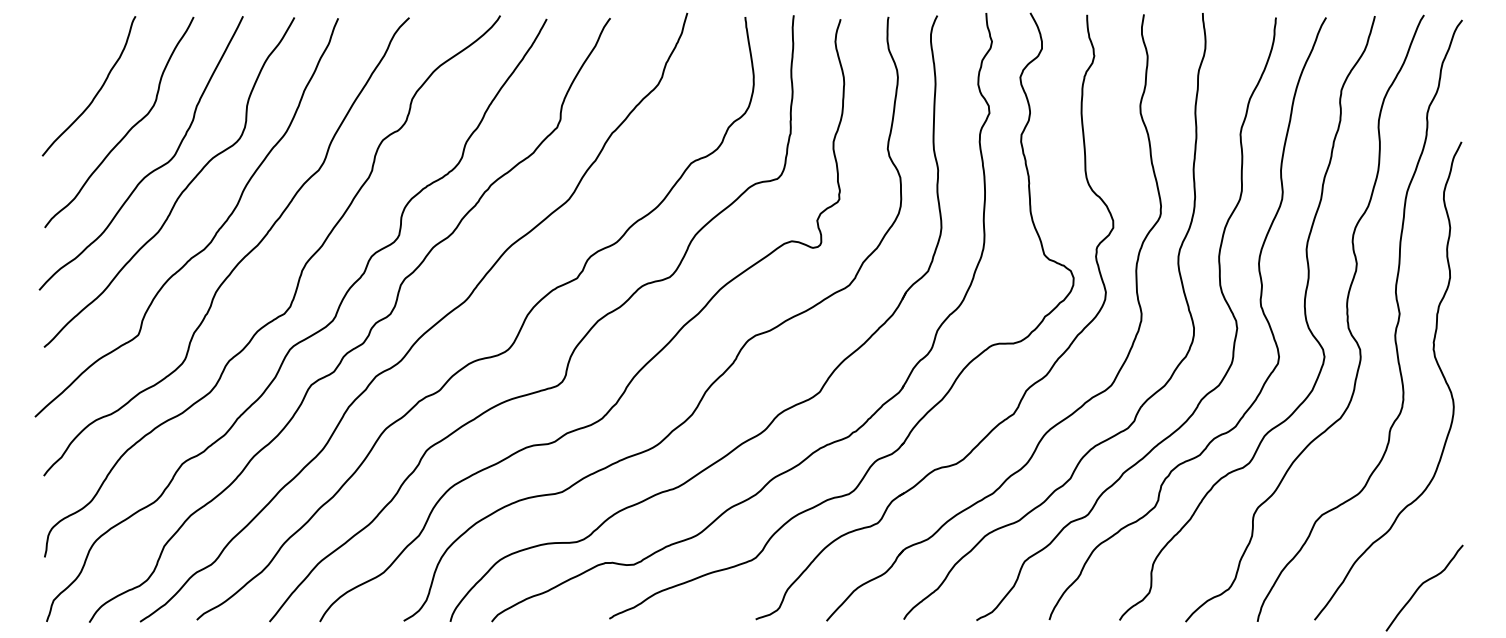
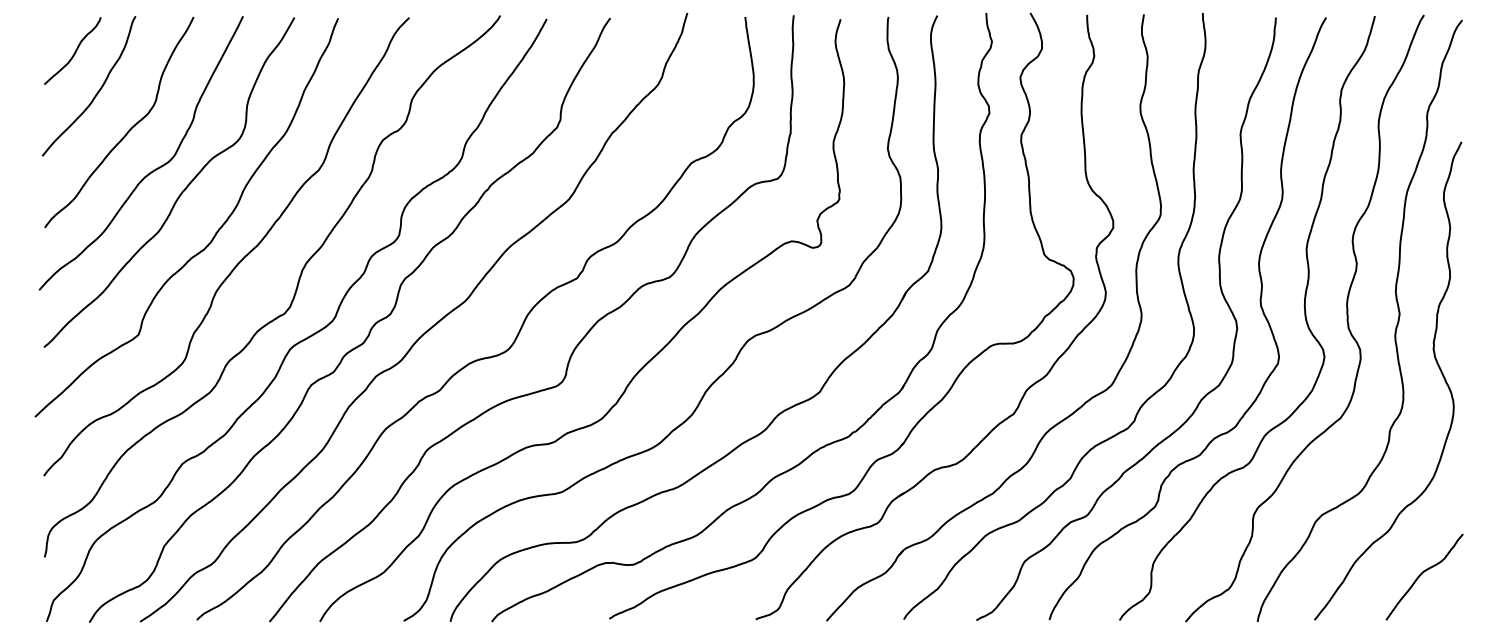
curve: none -> present (74, 51)
curve position: (1422, 585) -> (1422, 574) (1422, 574)
